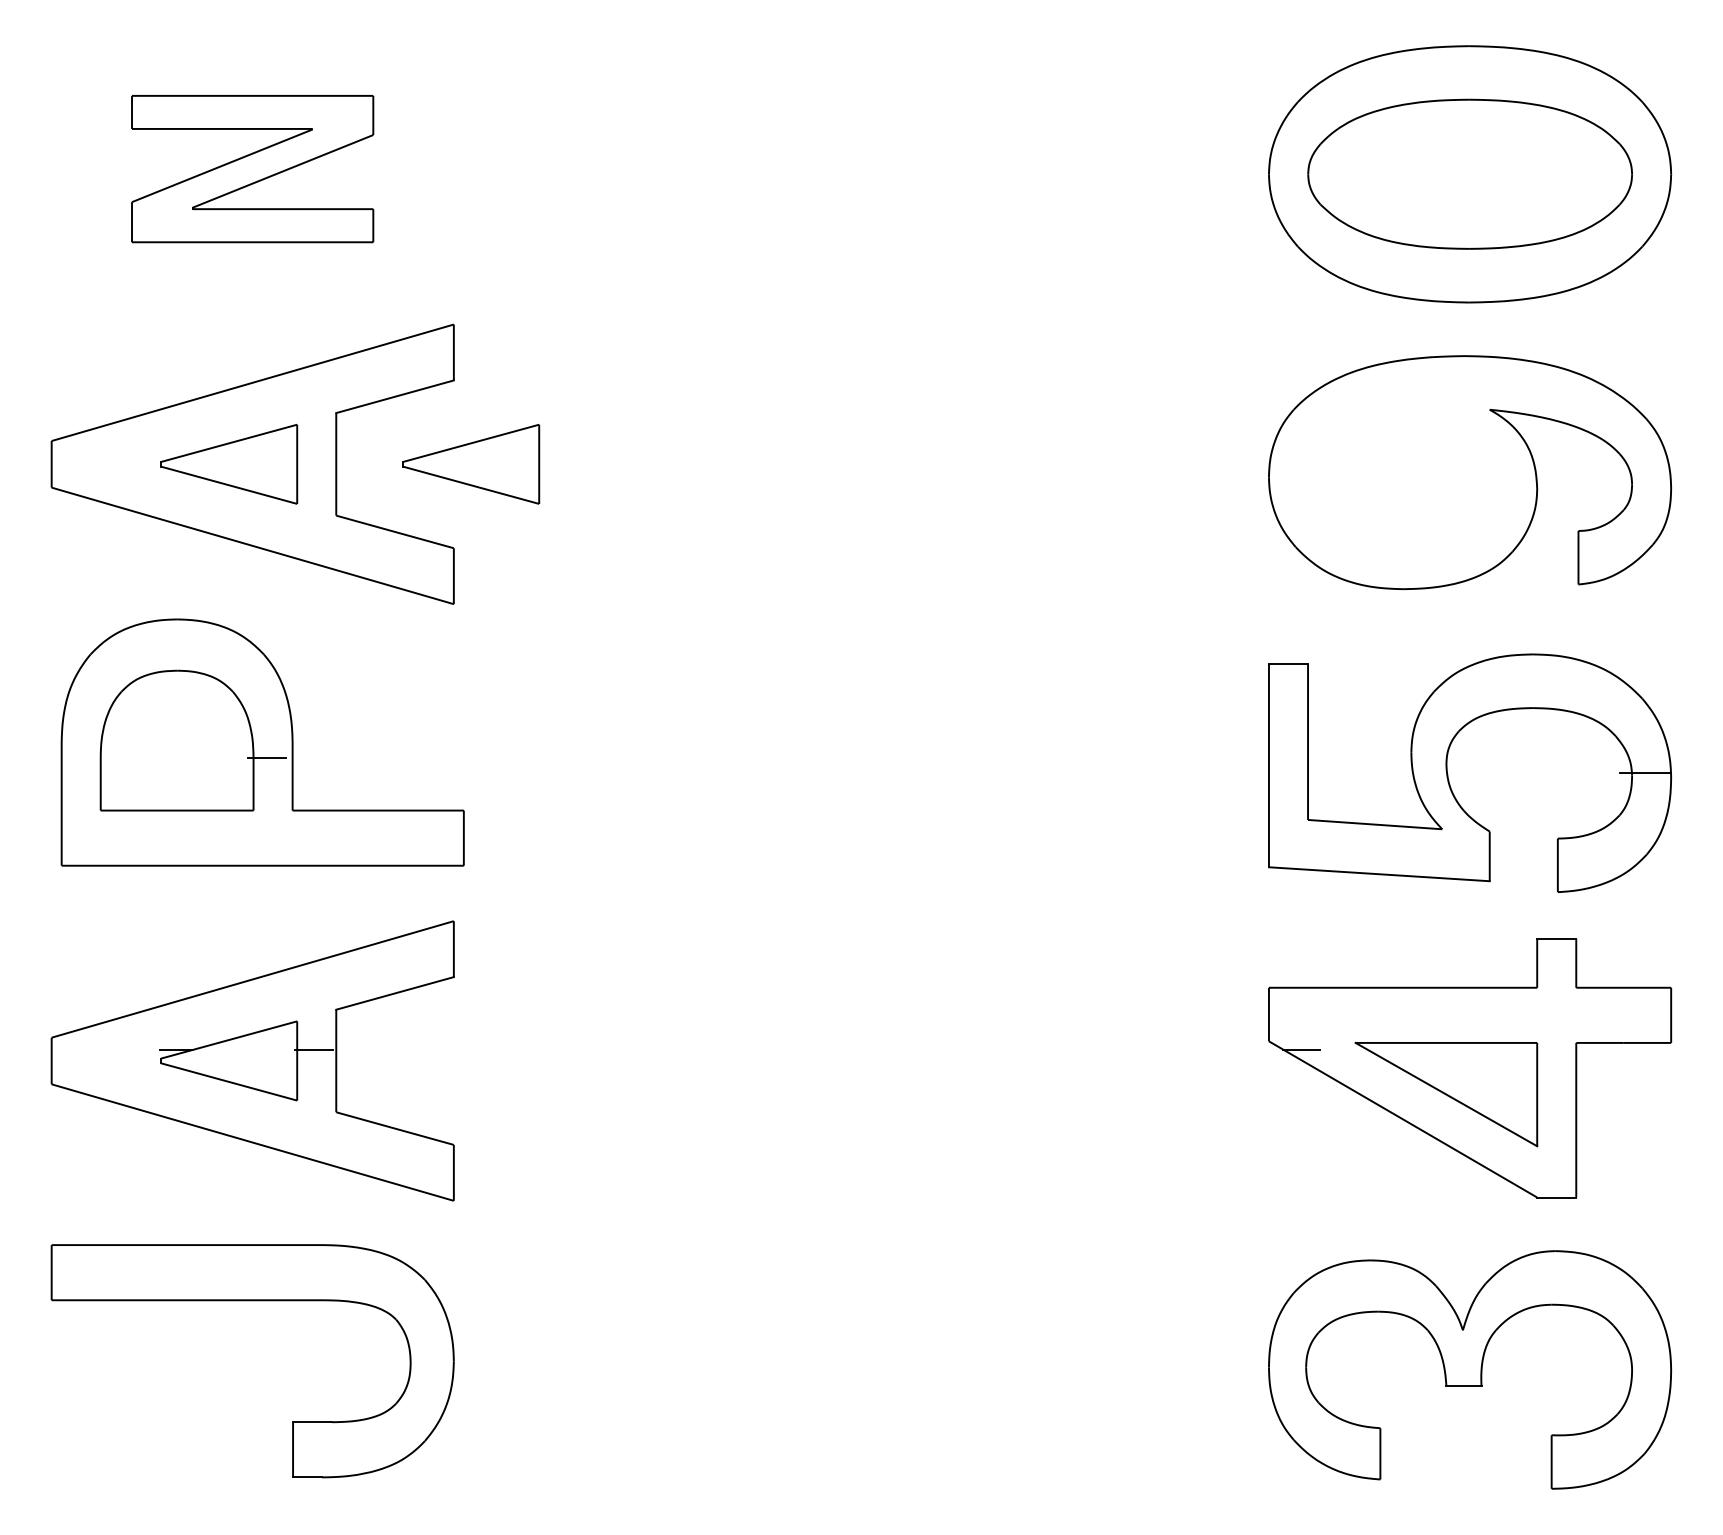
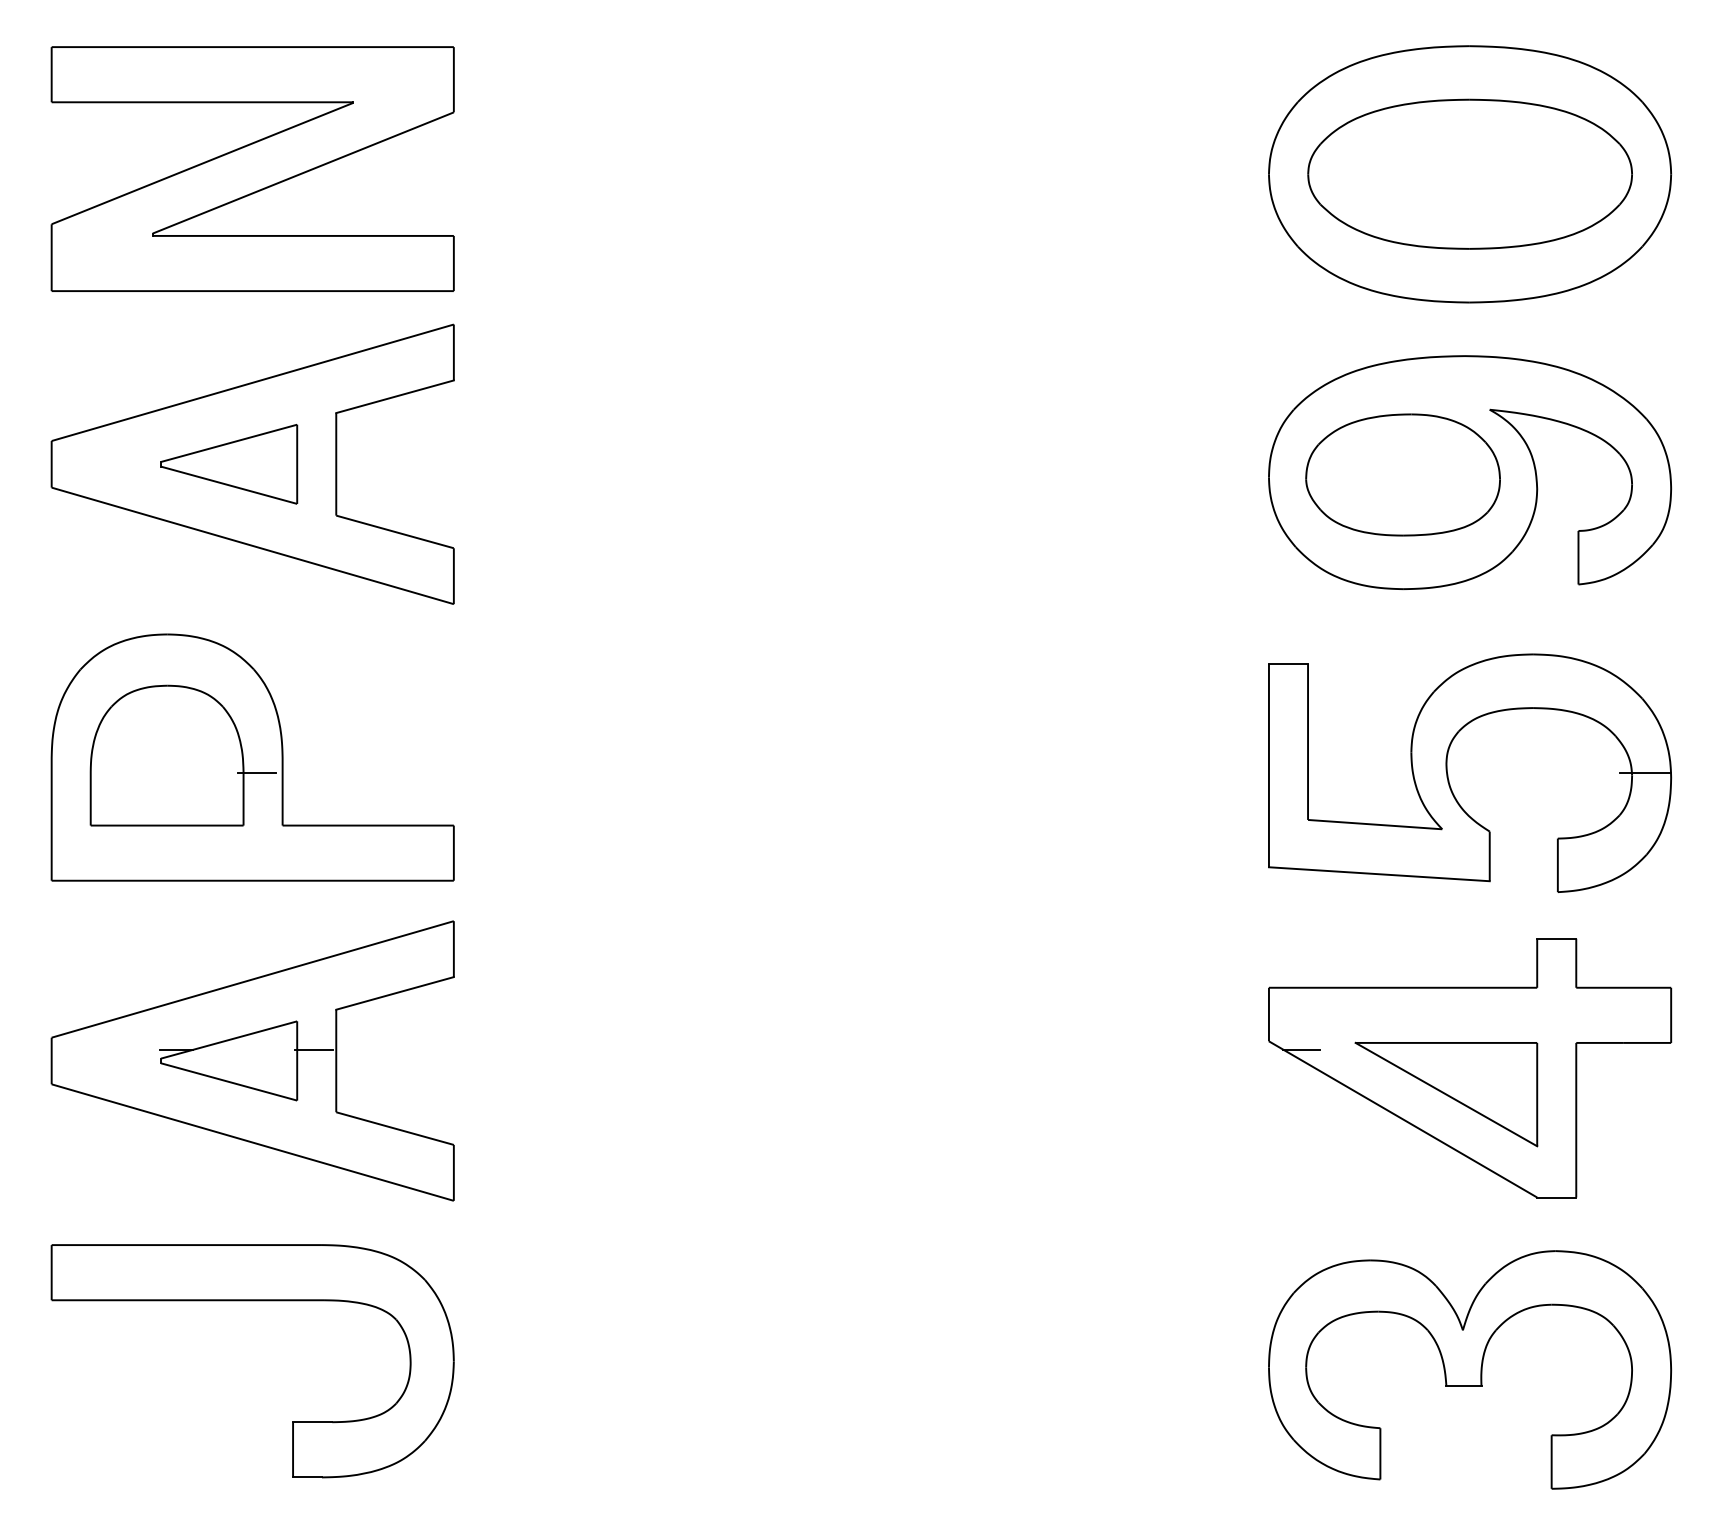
part size: 244x149 px -> 405x246 px (252, 168)
part: present -> none (471, 464)
part: none -> present (1402, 474)
part position: (262, 742) -> (252, 757) (252, 757)
